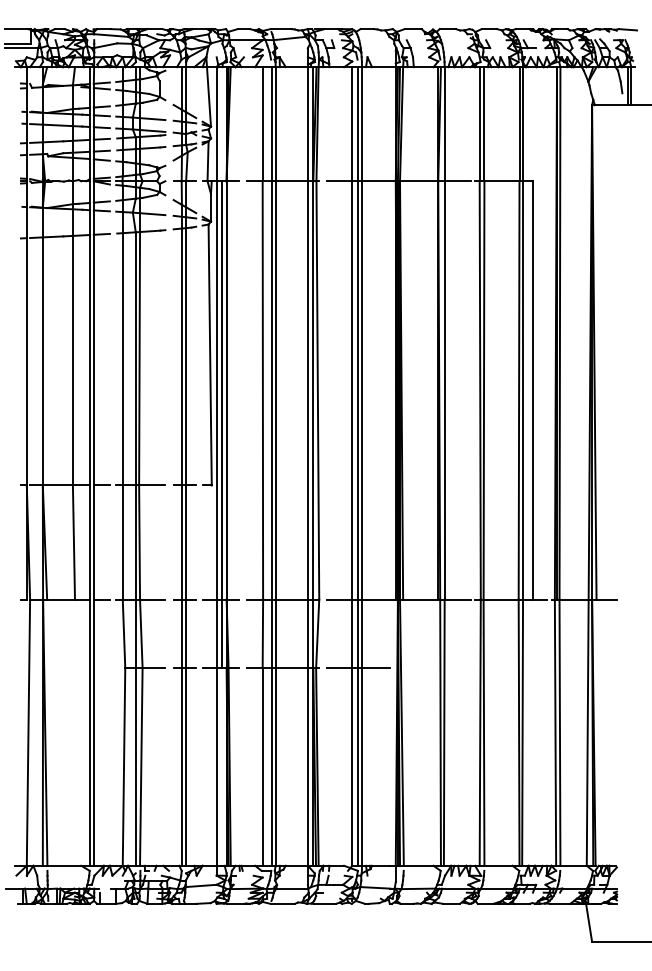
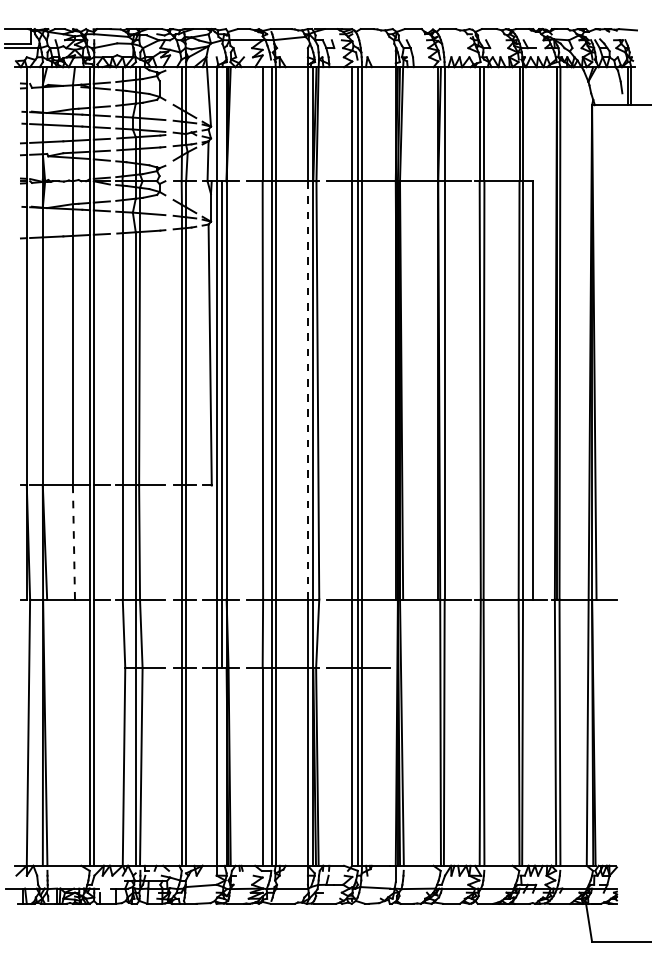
line: solid -> dashed (307, 390)
line: solid -> dashed (73, 542)
